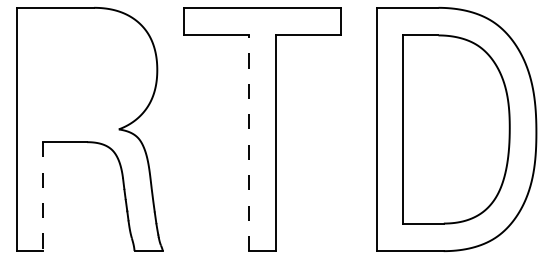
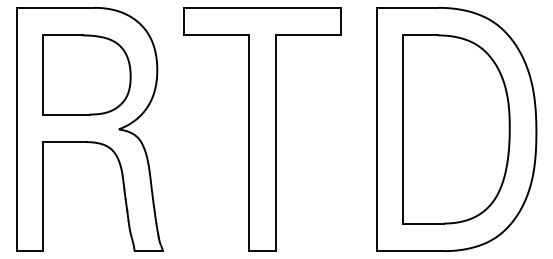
part: none -> present (86, 74)
line: dashed -> solid (249, 143)
line: dashed -> solid (43, 197)
